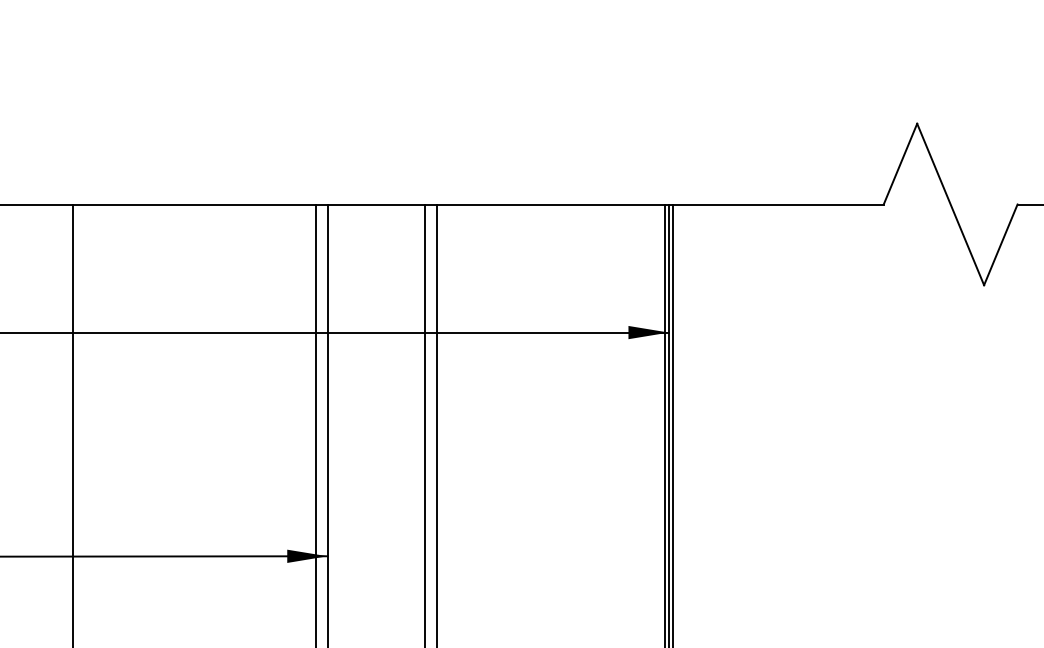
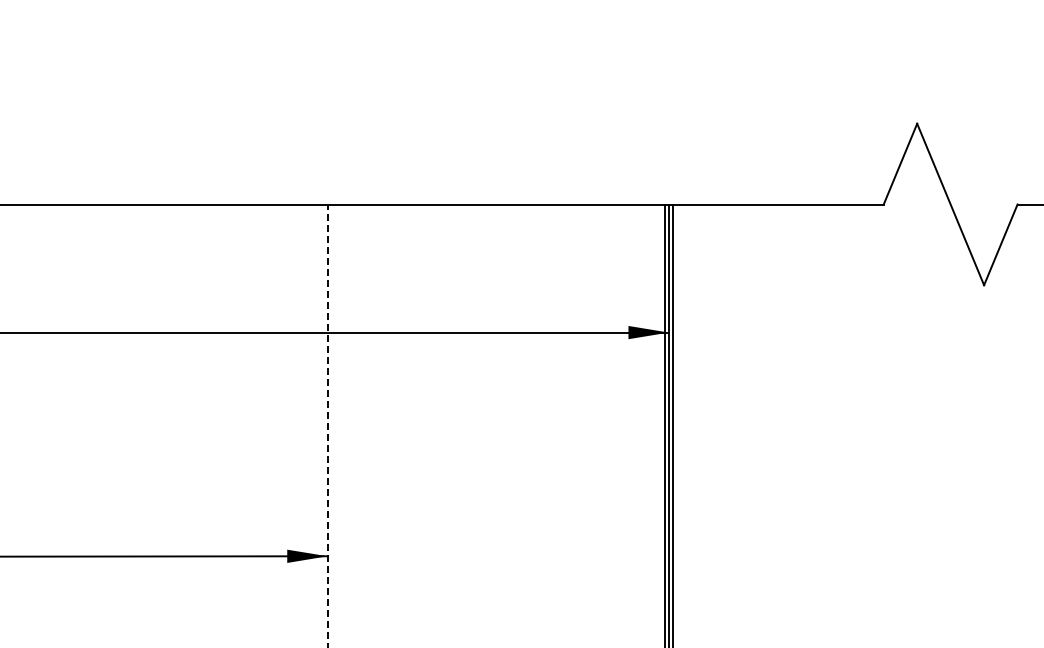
line: present -> none (73, 424)
line: present -> none (315, 424)
line: present -> none (424, 424)
line: present -> none (436, 424)
line: solid -> dashed (327, 425)
